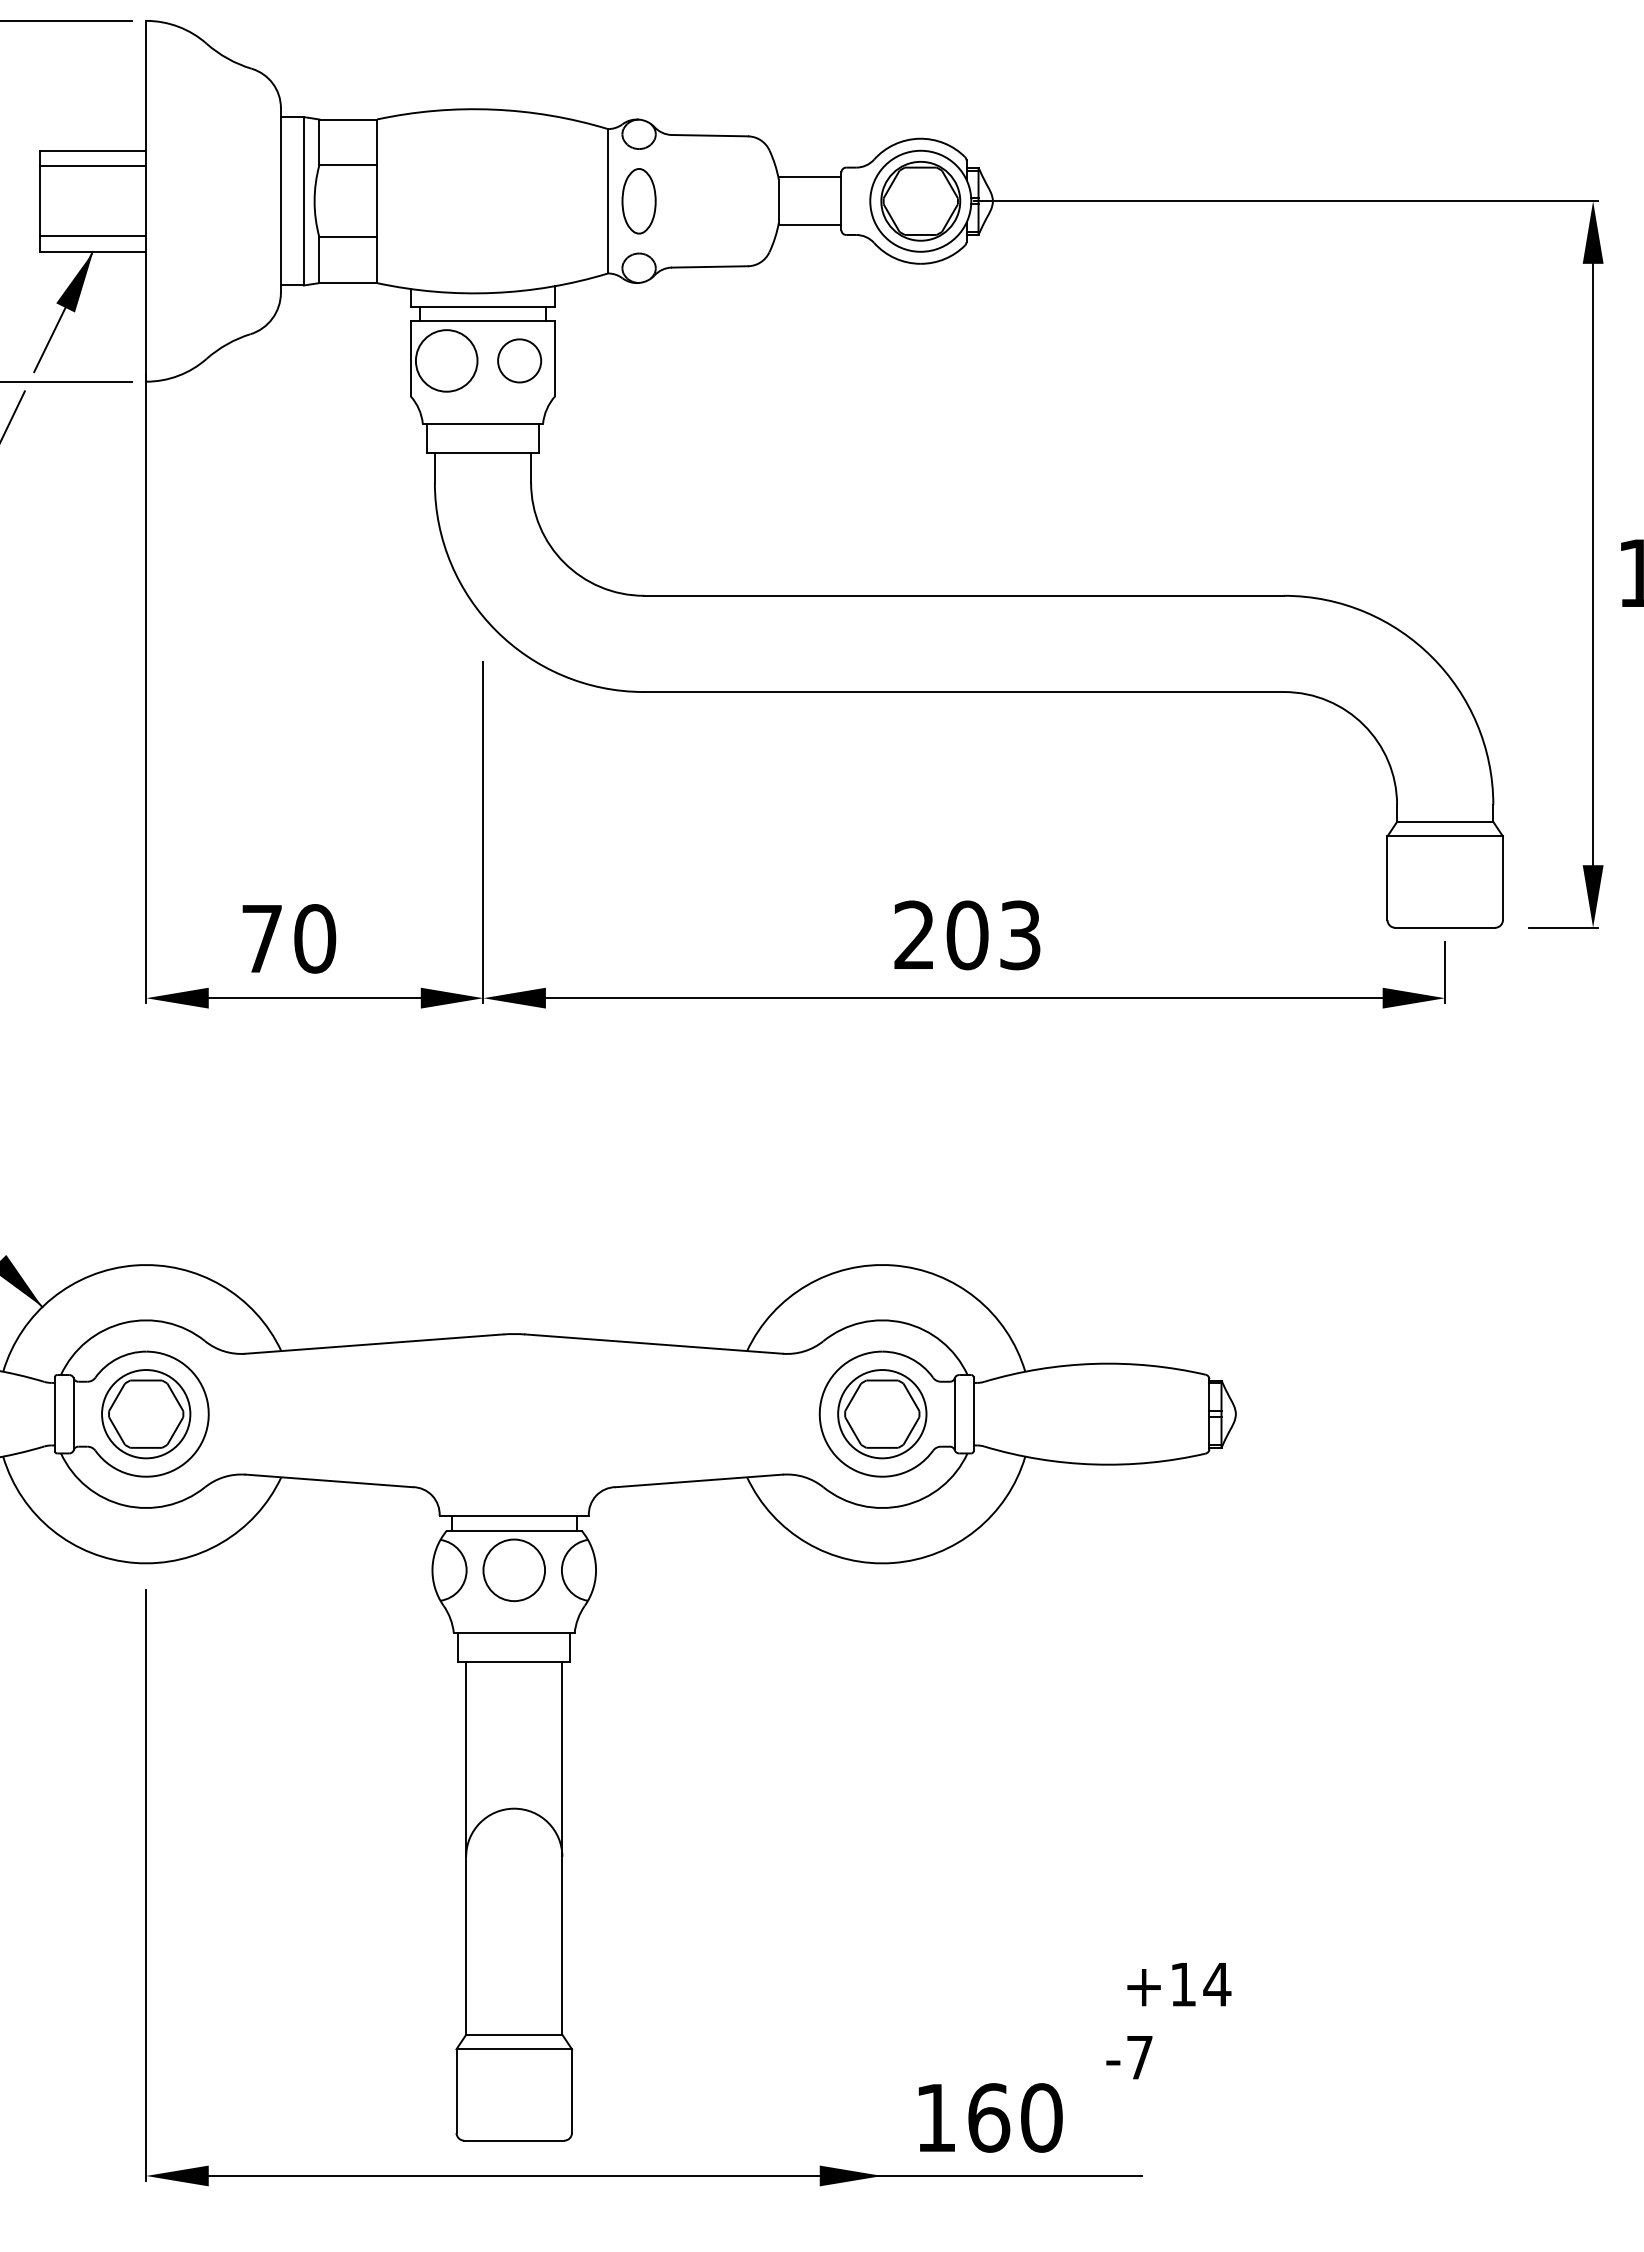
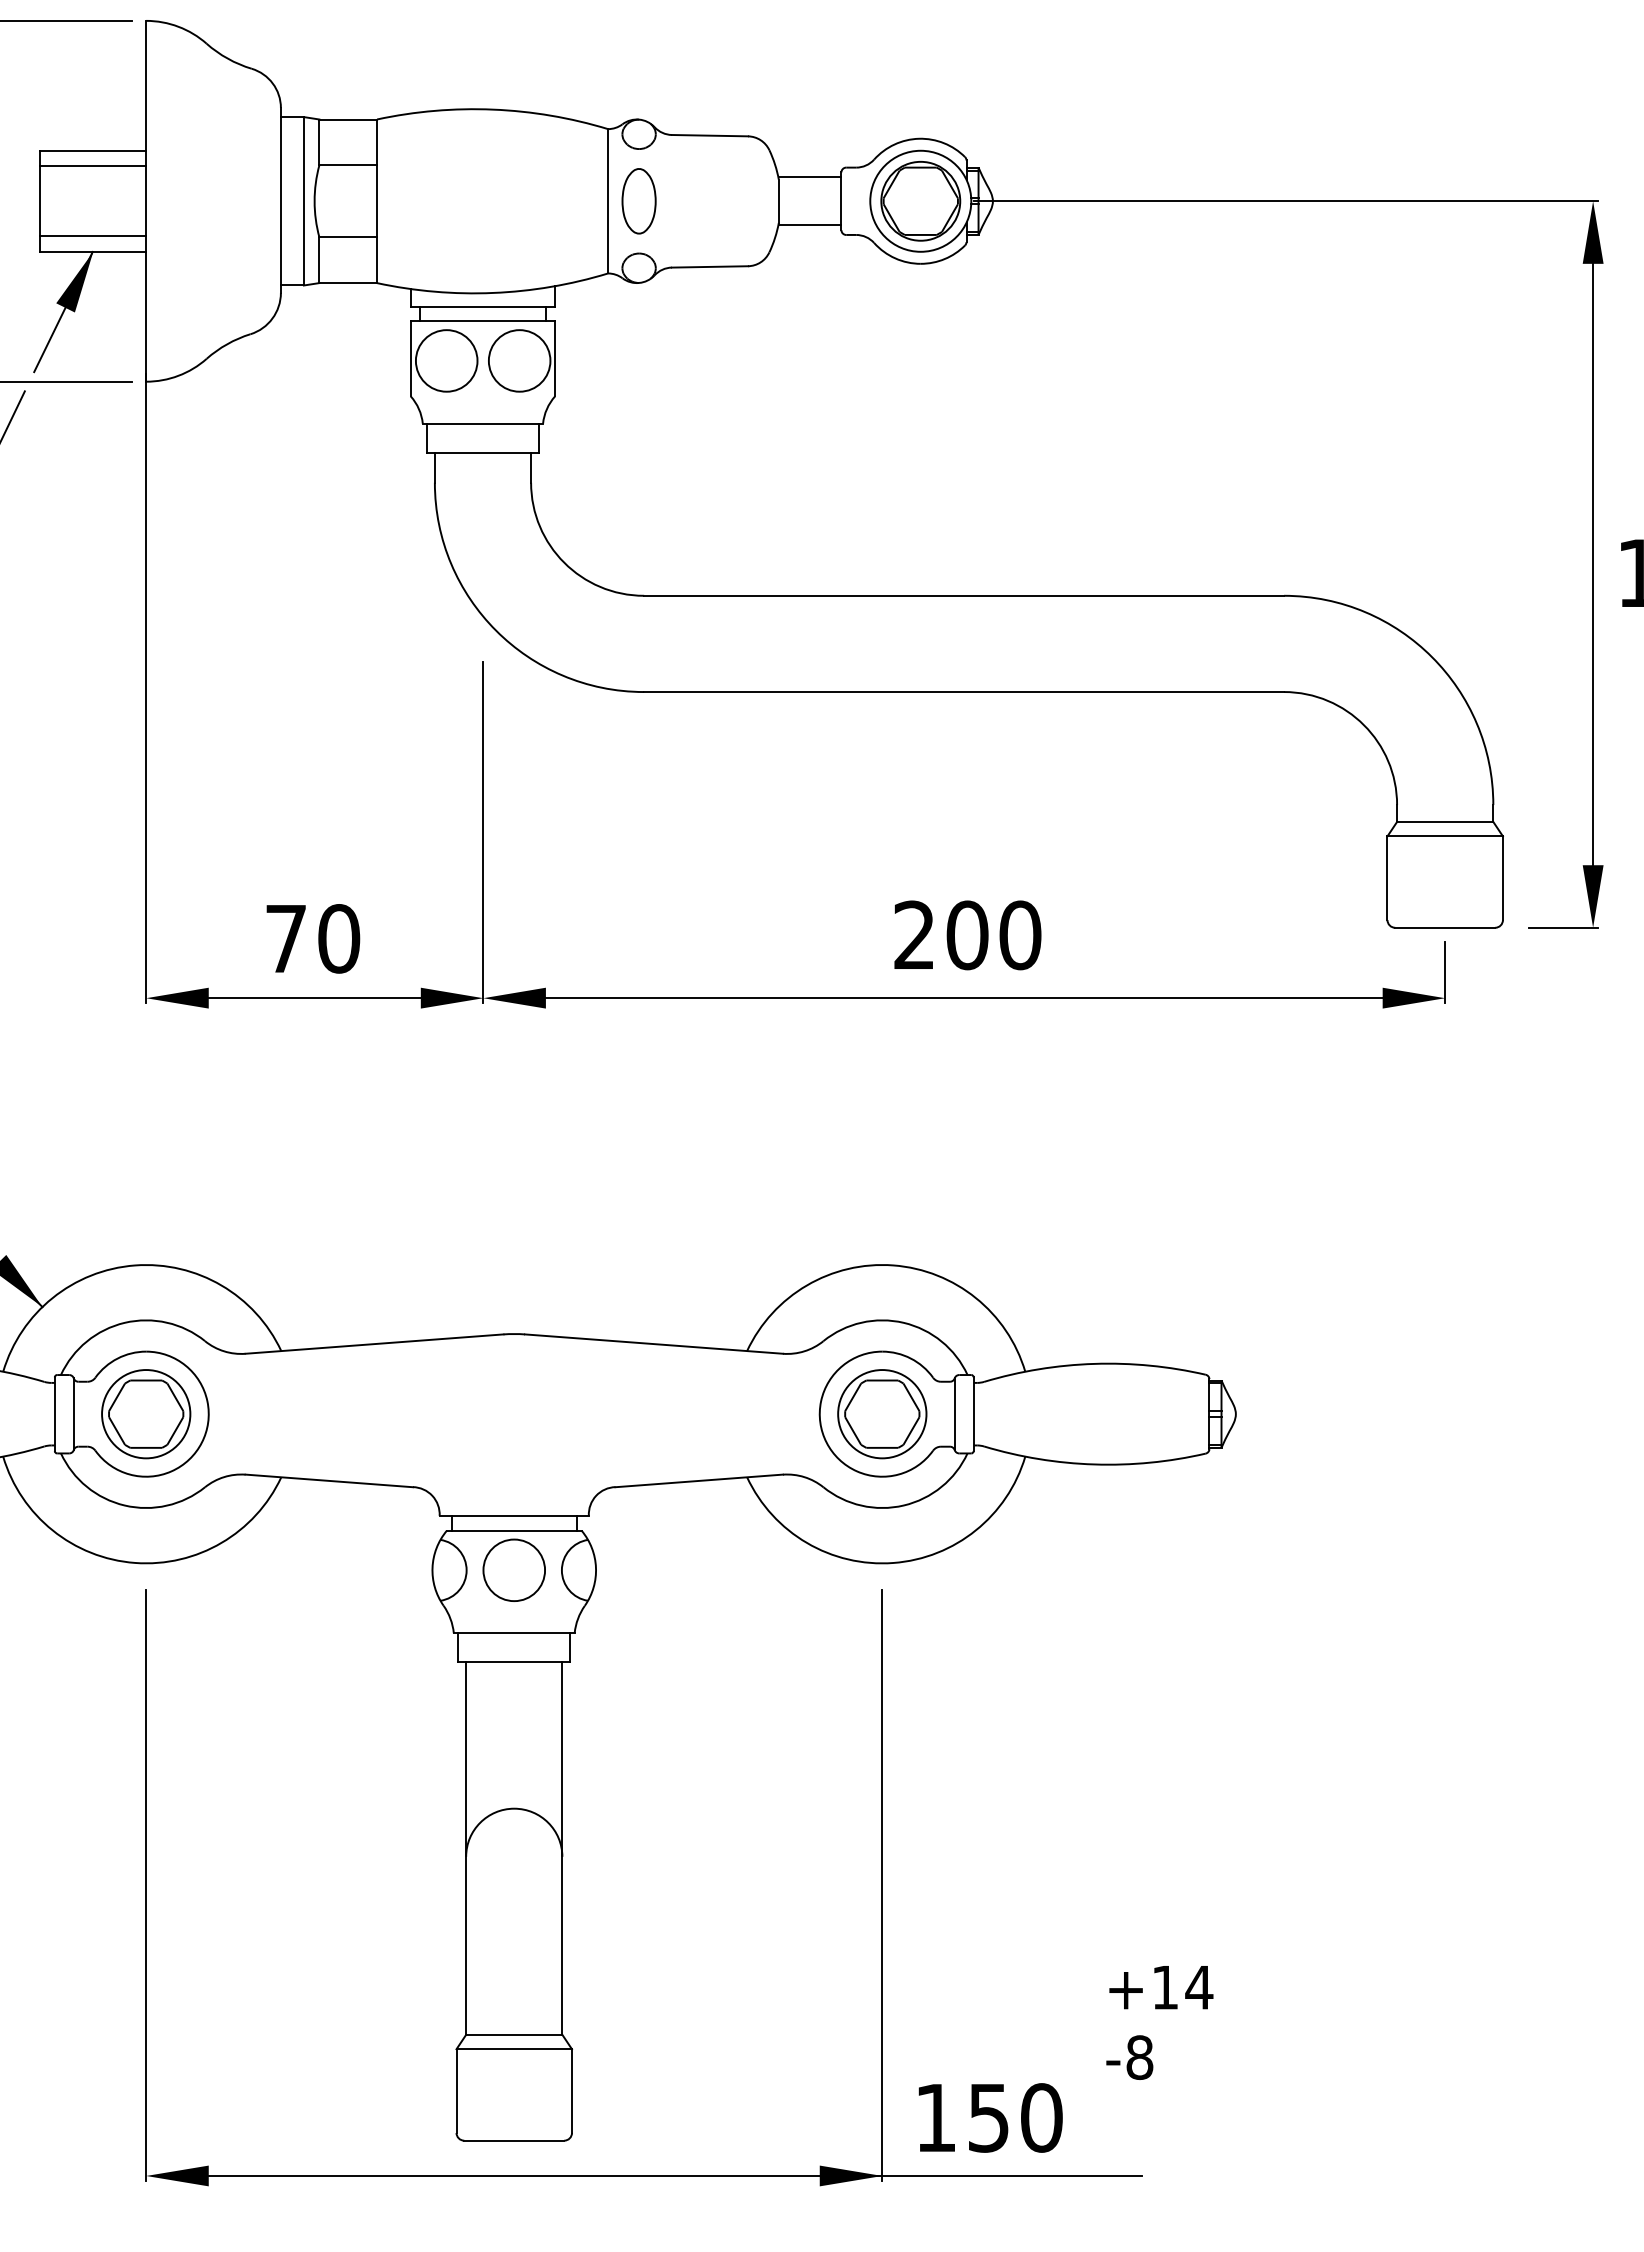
circle diameter: 43 px -> 62 px (519, 360)
text: 203 -> 200 (1020, 935)
text position: (289, 938) -> (313, 938) (313, 938)
line: none -> present (882, 1884)
text position: (1179, 1984) -> (1161, 1987) (1161, 1987)
text: -7 -> -8 (1139, 2057)
text: 160 -> 150 (989, 2117)
